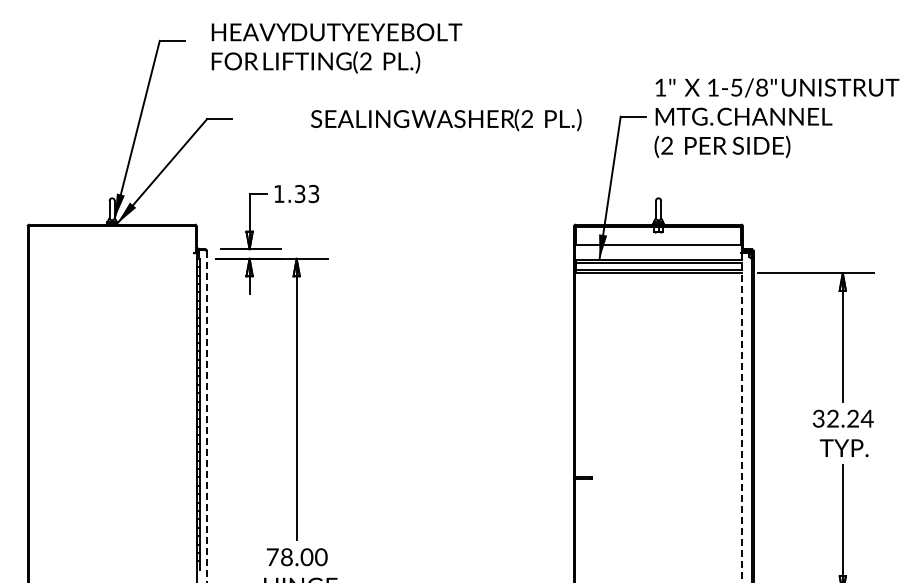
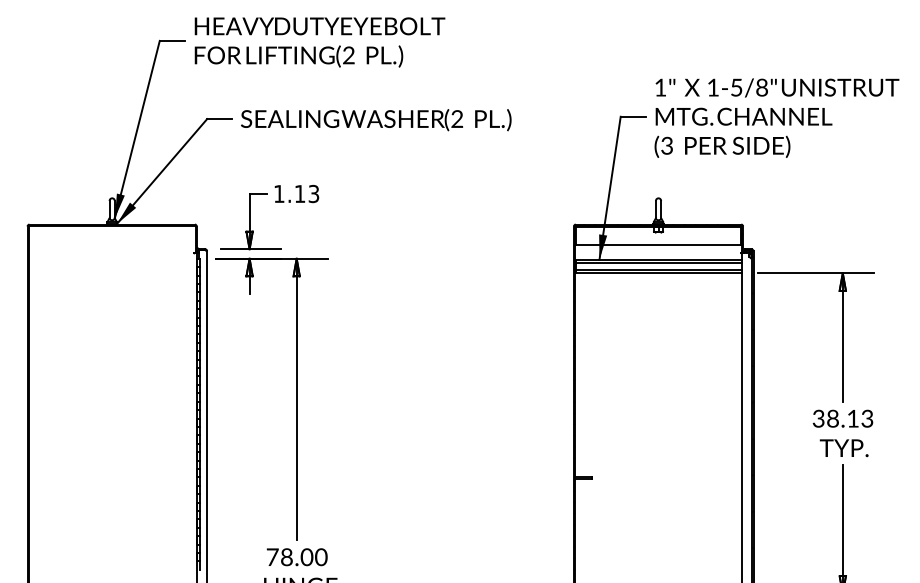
text position: (336, 48) -> (319, 42) (319, 42)
text position: (446, 120) -> (376, 120) (376, 120)
text: (2 -> (3 (666, 148)
text: 1.33 -> 1.13 (299, 193)
line: dashed -> solid (207, 417)
line: dashed -> solid (742, 417)
text: 32.24 -> 38.13 (850, 418)
